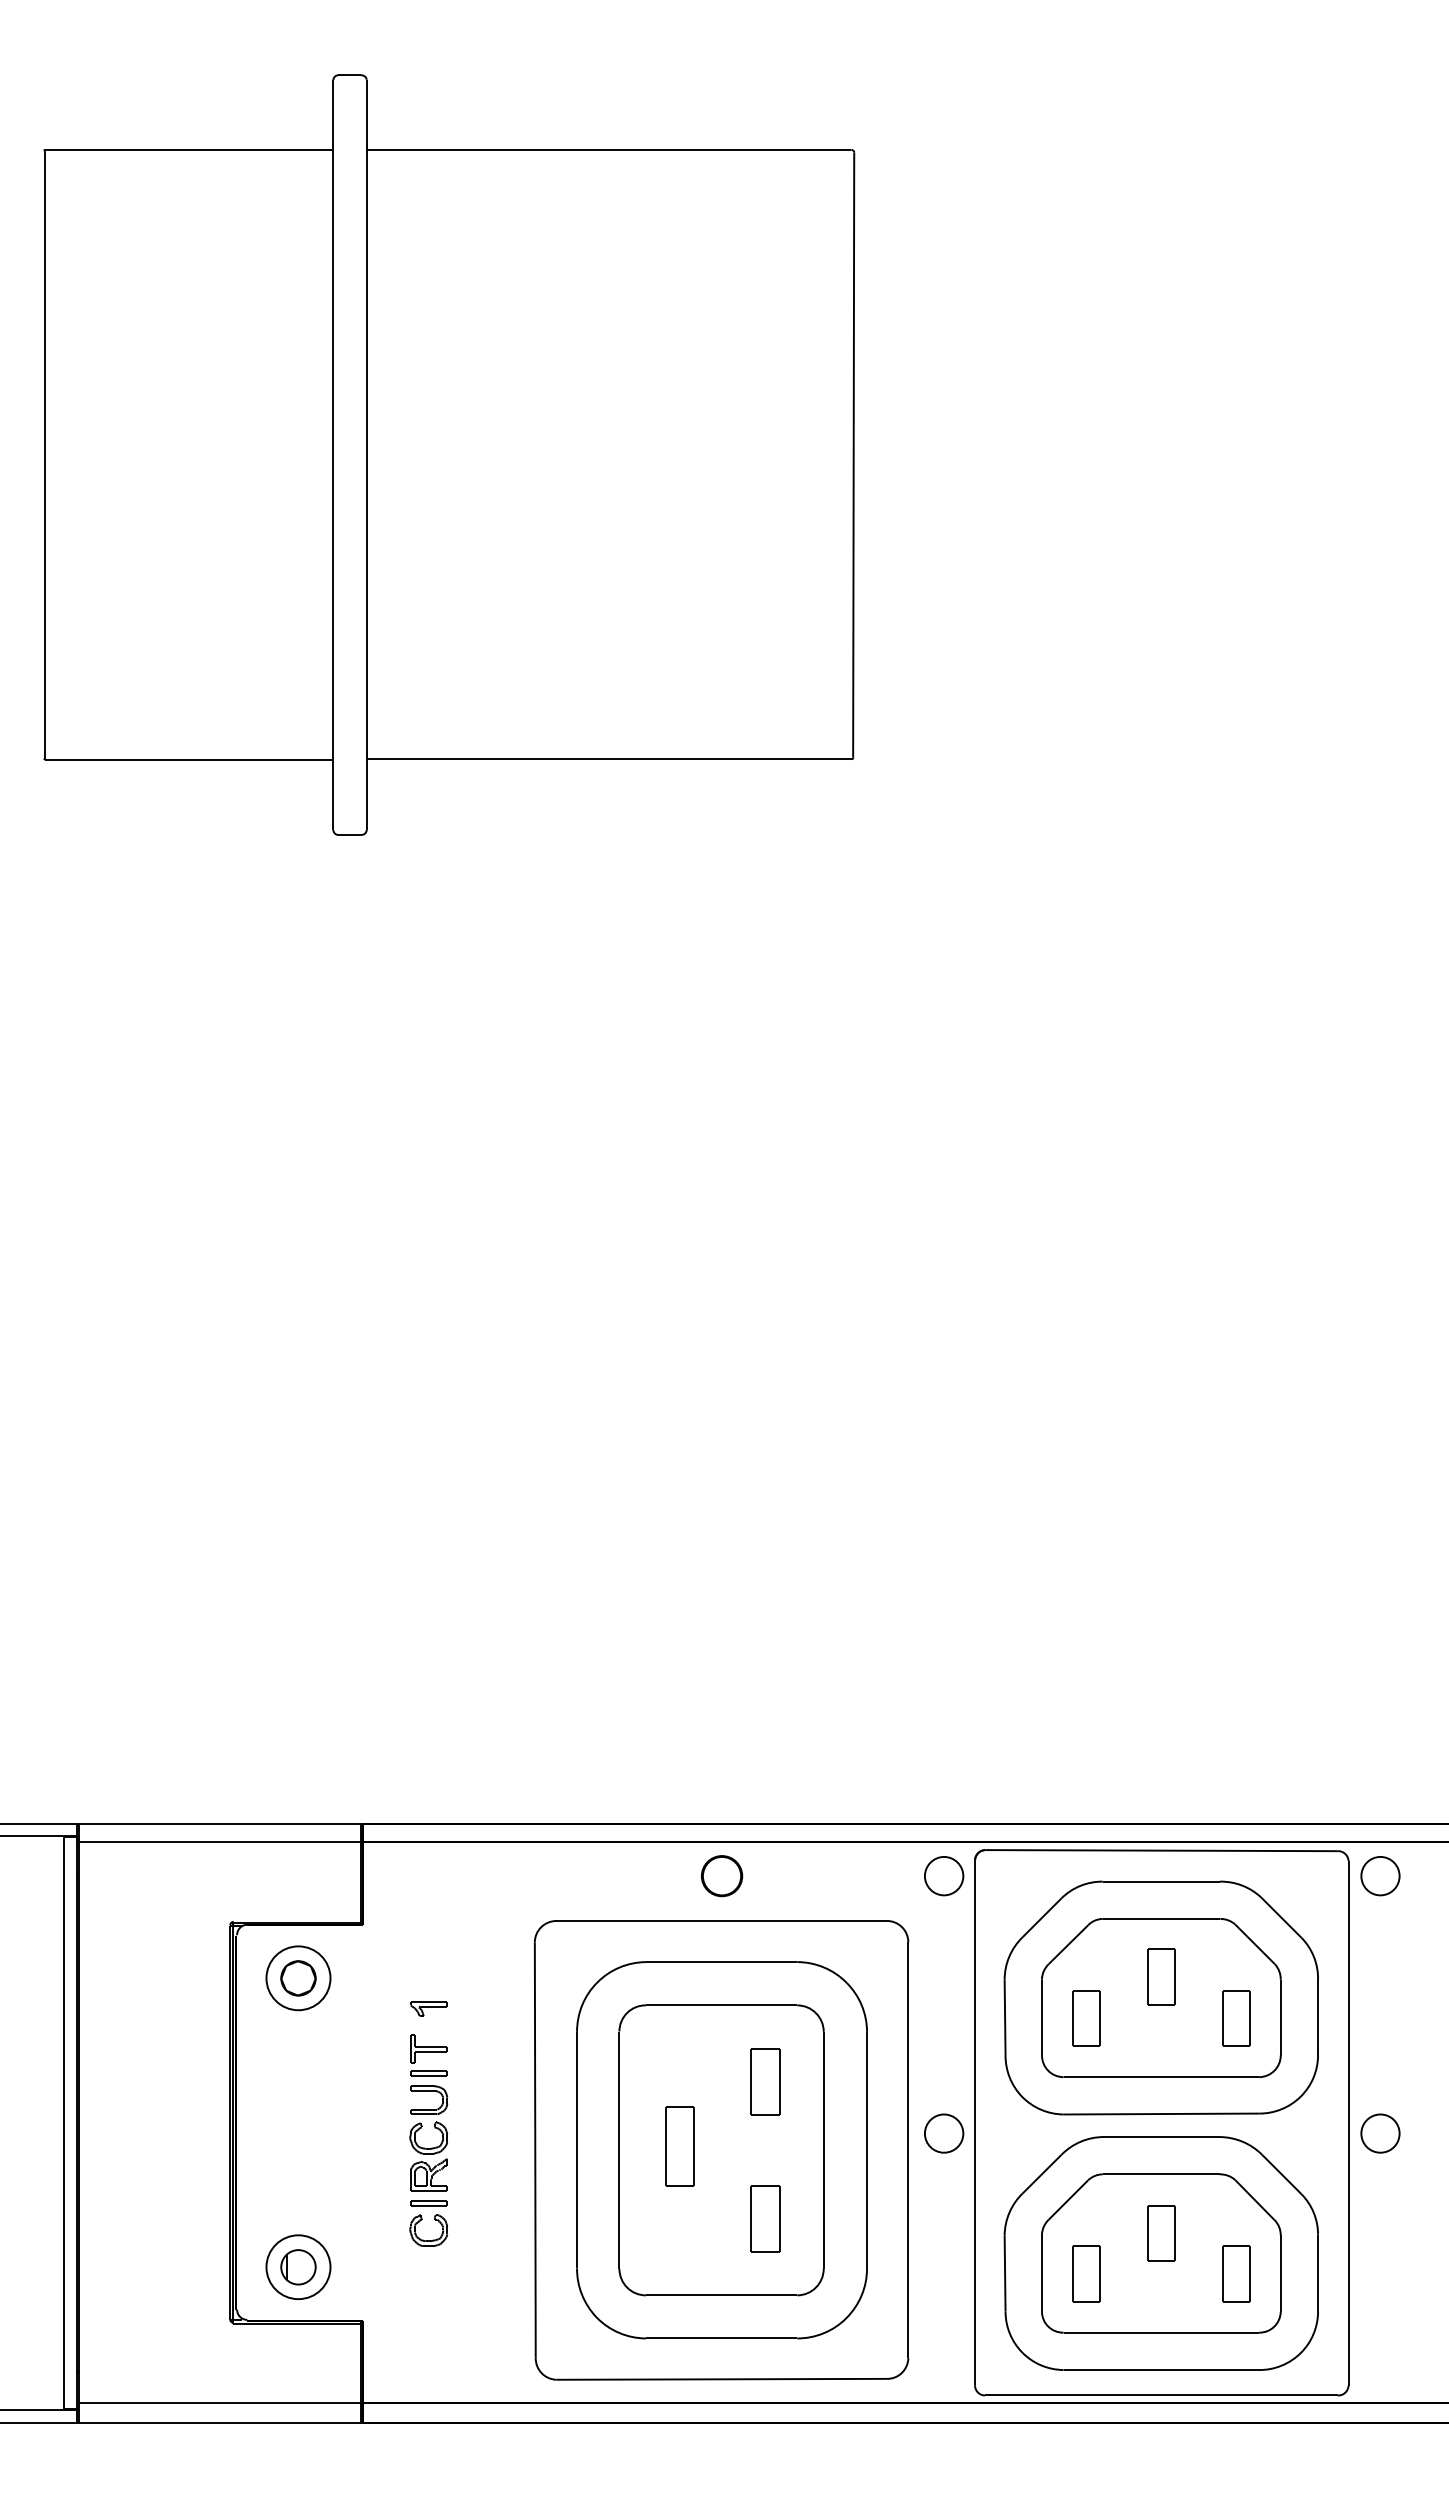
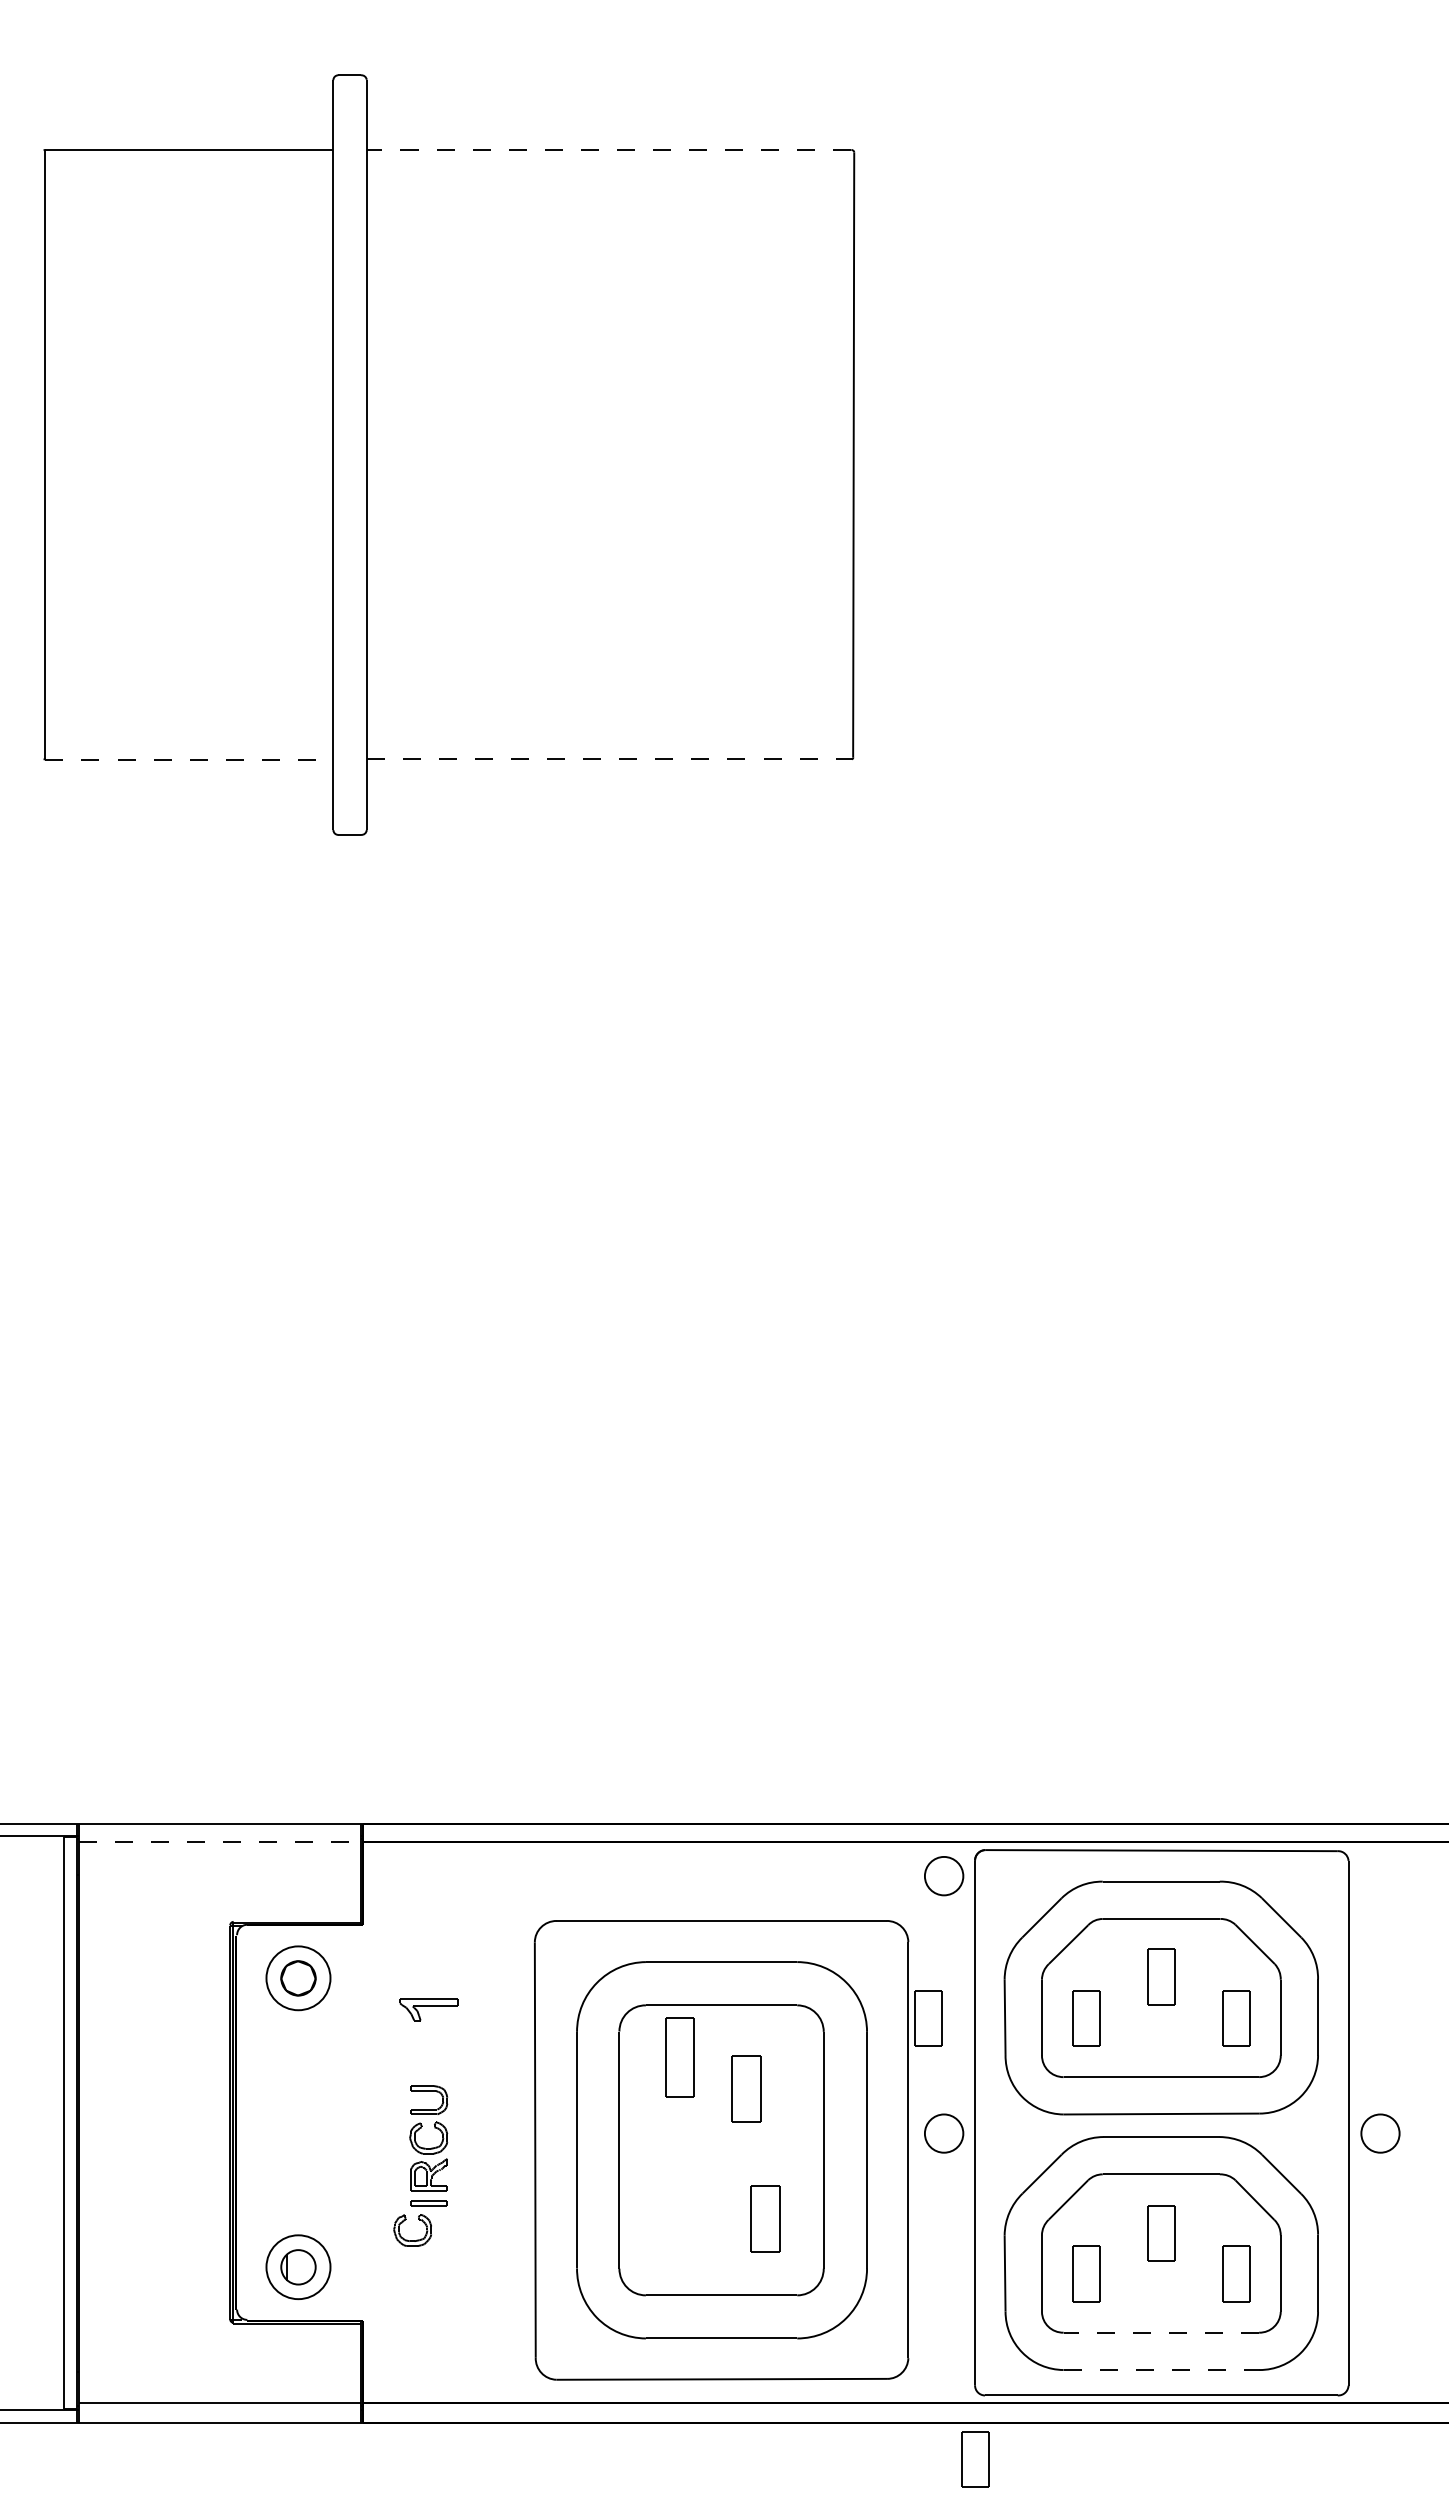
line: solid -> dashed (608, 149)
line: solid -> dashed (609, 759)
line: solid -> dashed (189, 760)
line: solid -> dashed (219, 1842)
part: present -> none (722, 1876)
part: present -> none (1380, 1876)
part size: 38x16 px -> 60x24 px (428, 2009)
part: none -> present (928, 2018)
part: present -> none (428, 2055)
part position: (765, 2081) -> (746, 2088) (746, 2088)
part position: (679, 2146) -> (679, 2057) (679, 2057)
part position: (432, 2239) -> (416, 2239) (416, 2239)
line: solid -> dashed (1161, 2332)
line: solid -> dashed (1162, 2370)
part: none -> present (975, 2459)
